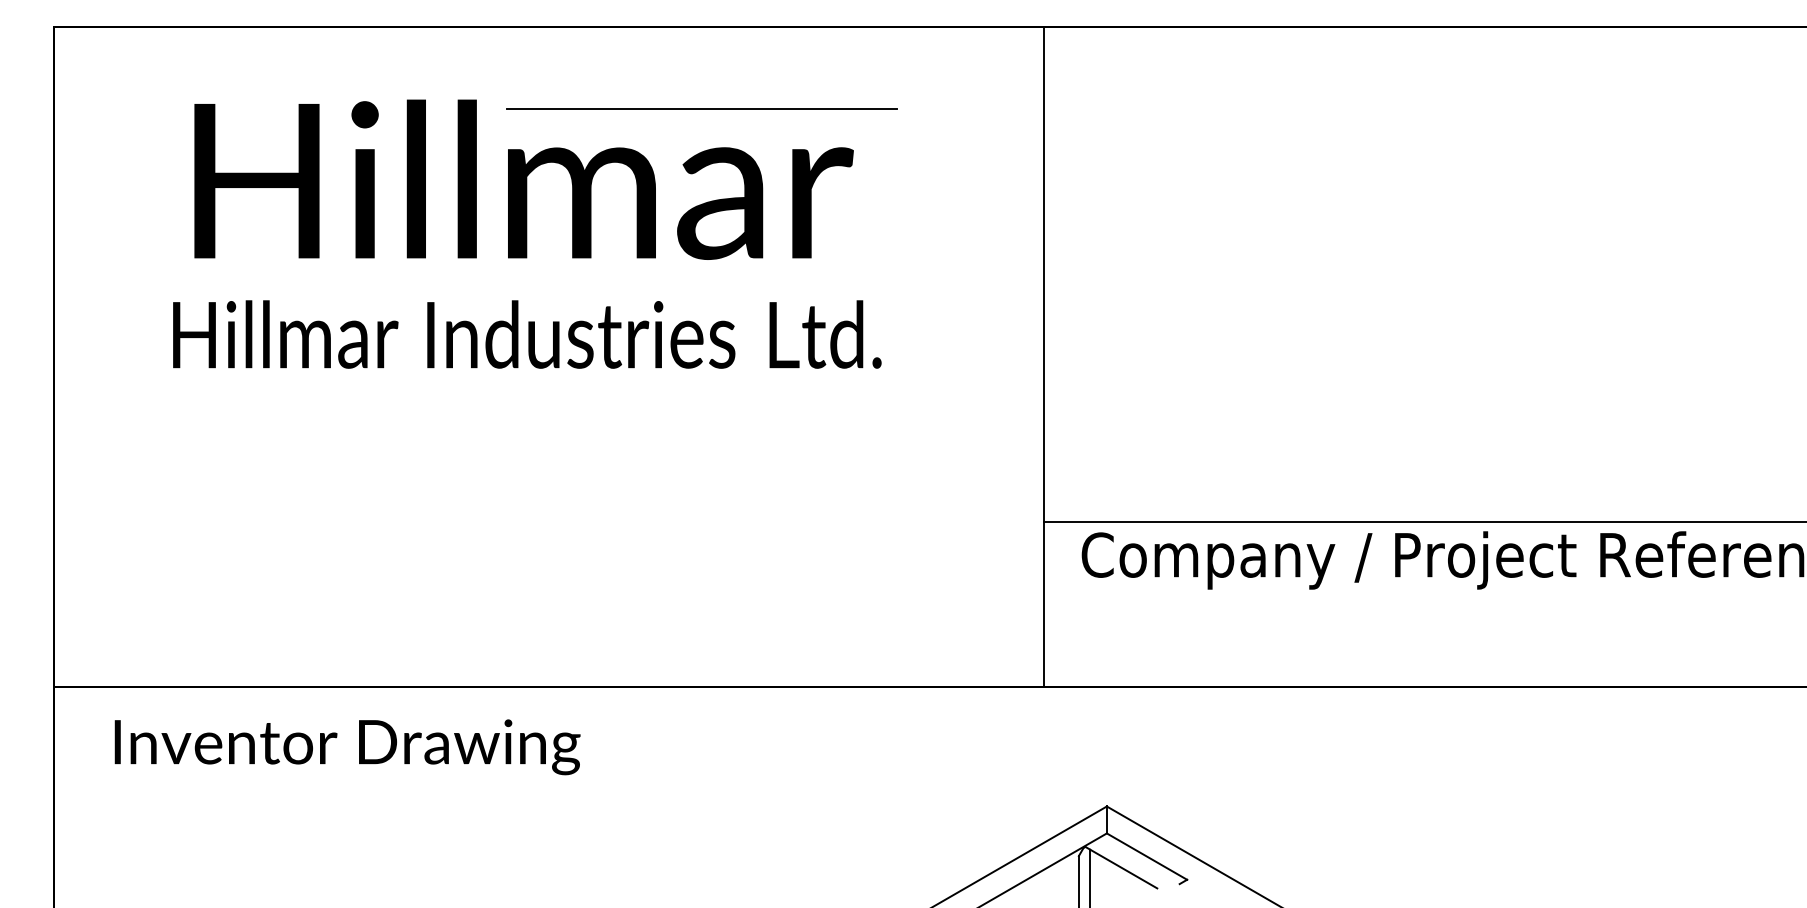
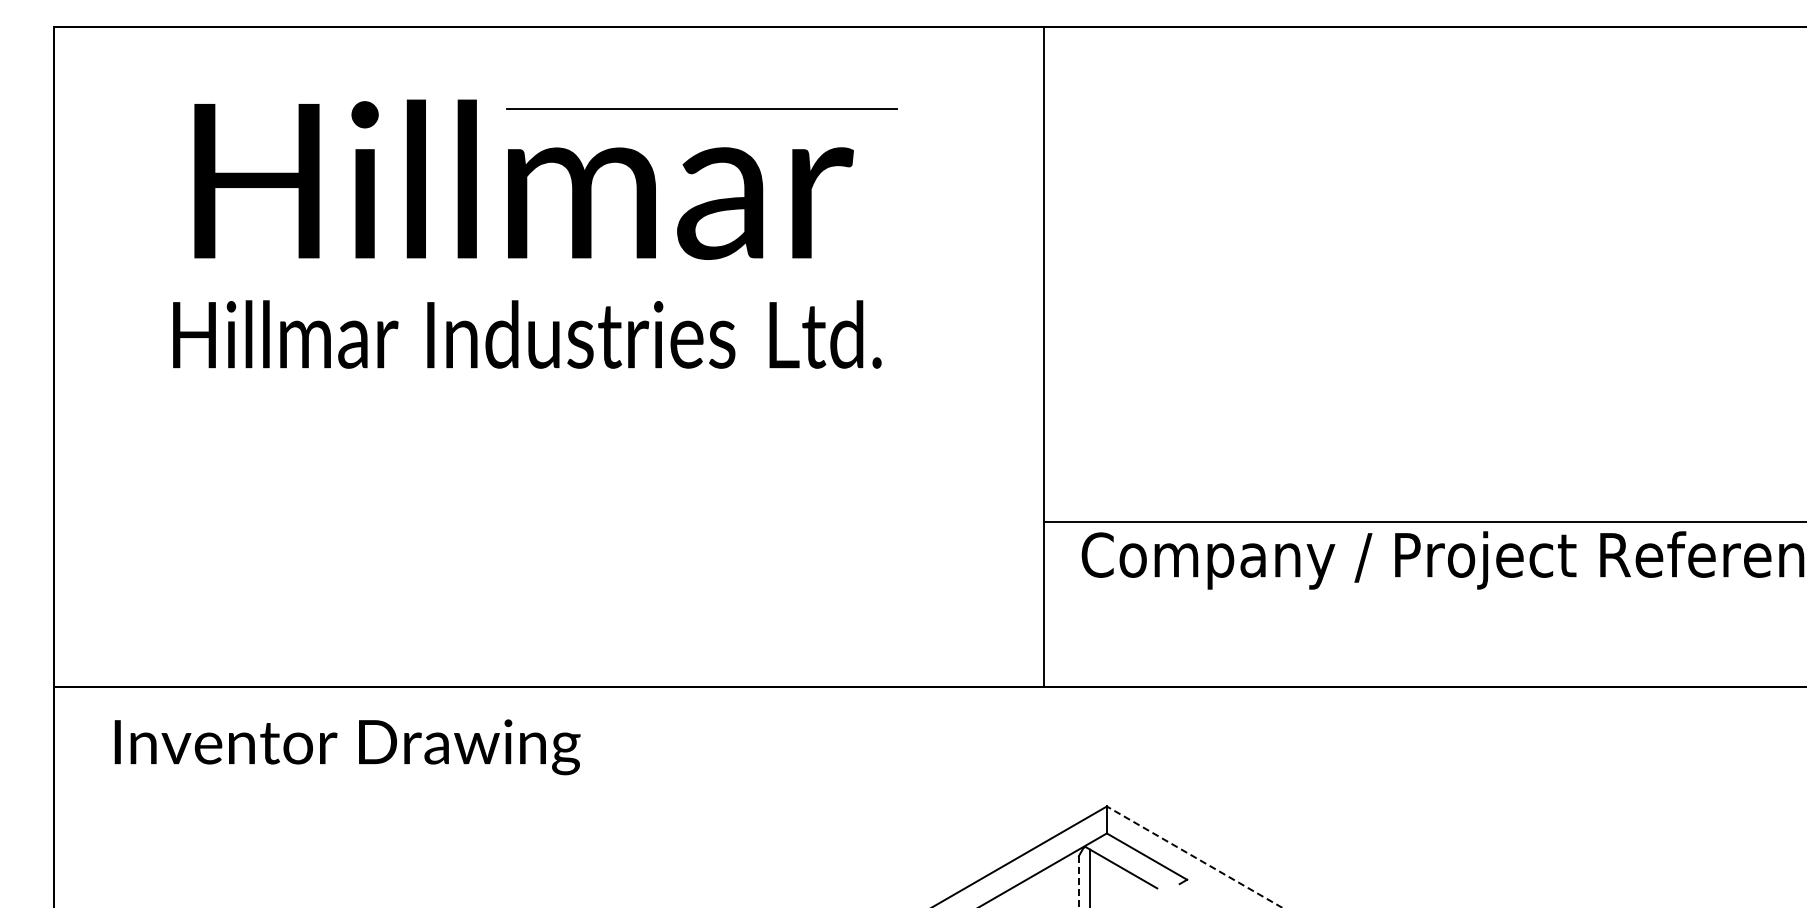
line: solid -> dashed (1194, 856)
line: solid -> dashed (1078, 882)
